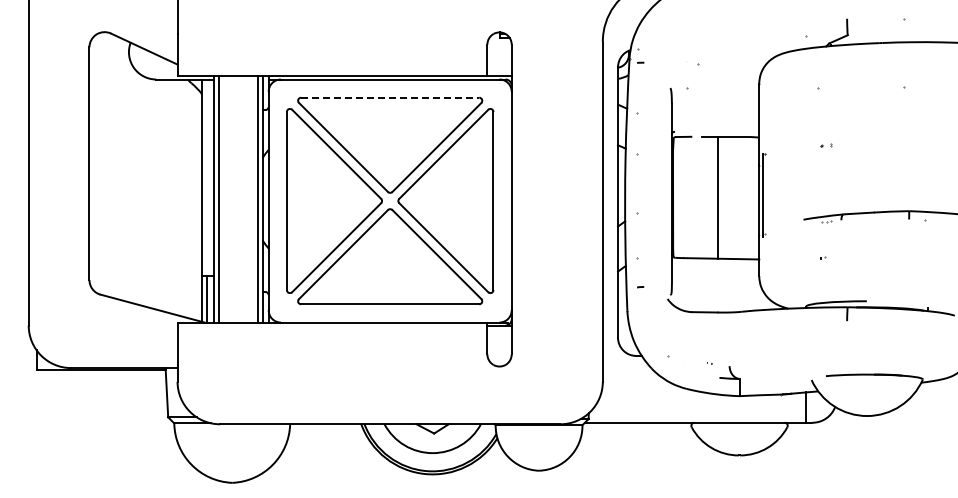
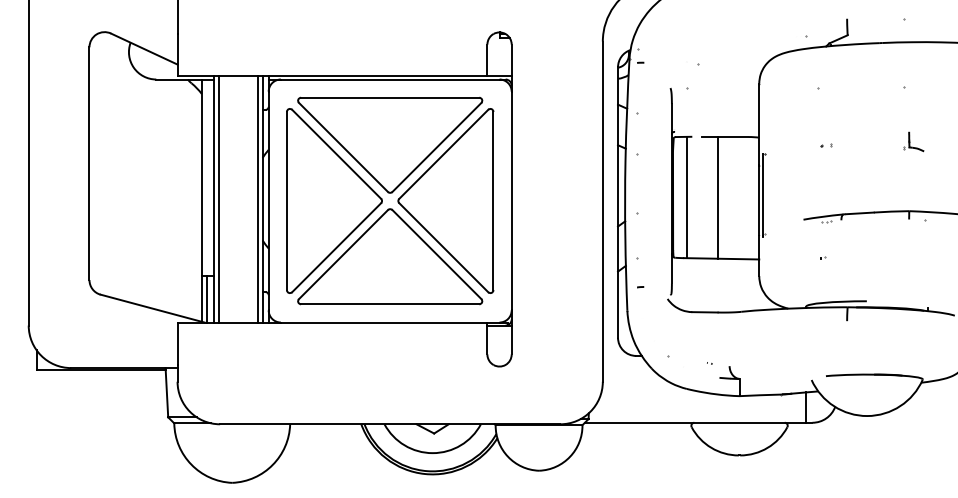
line: dashed -> solid (390, 97)
part: none -> present (913, 141)
line: none -> present (686, 197)
